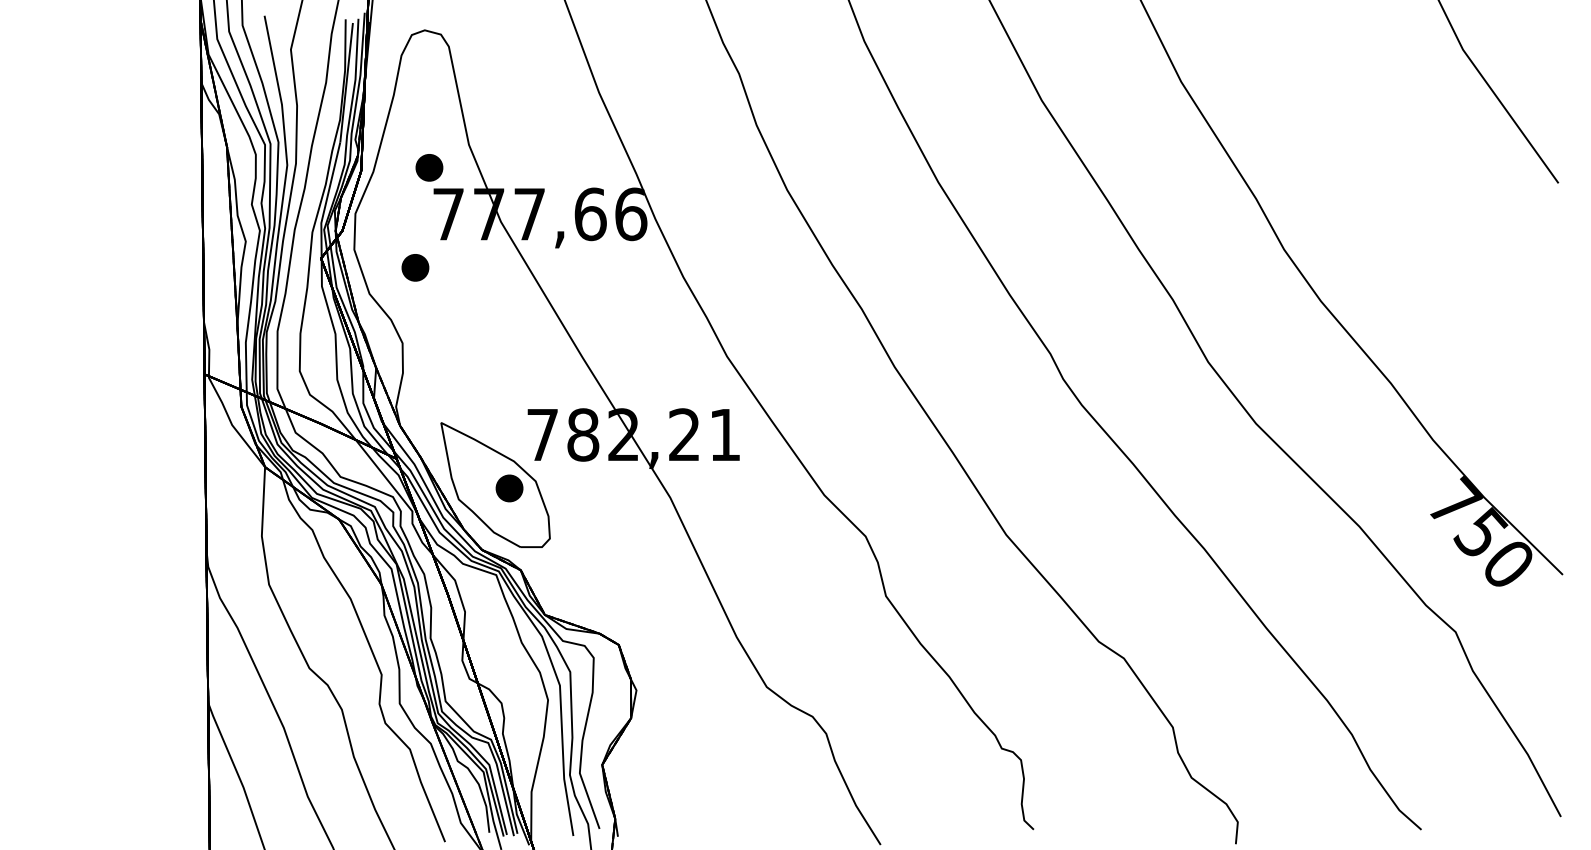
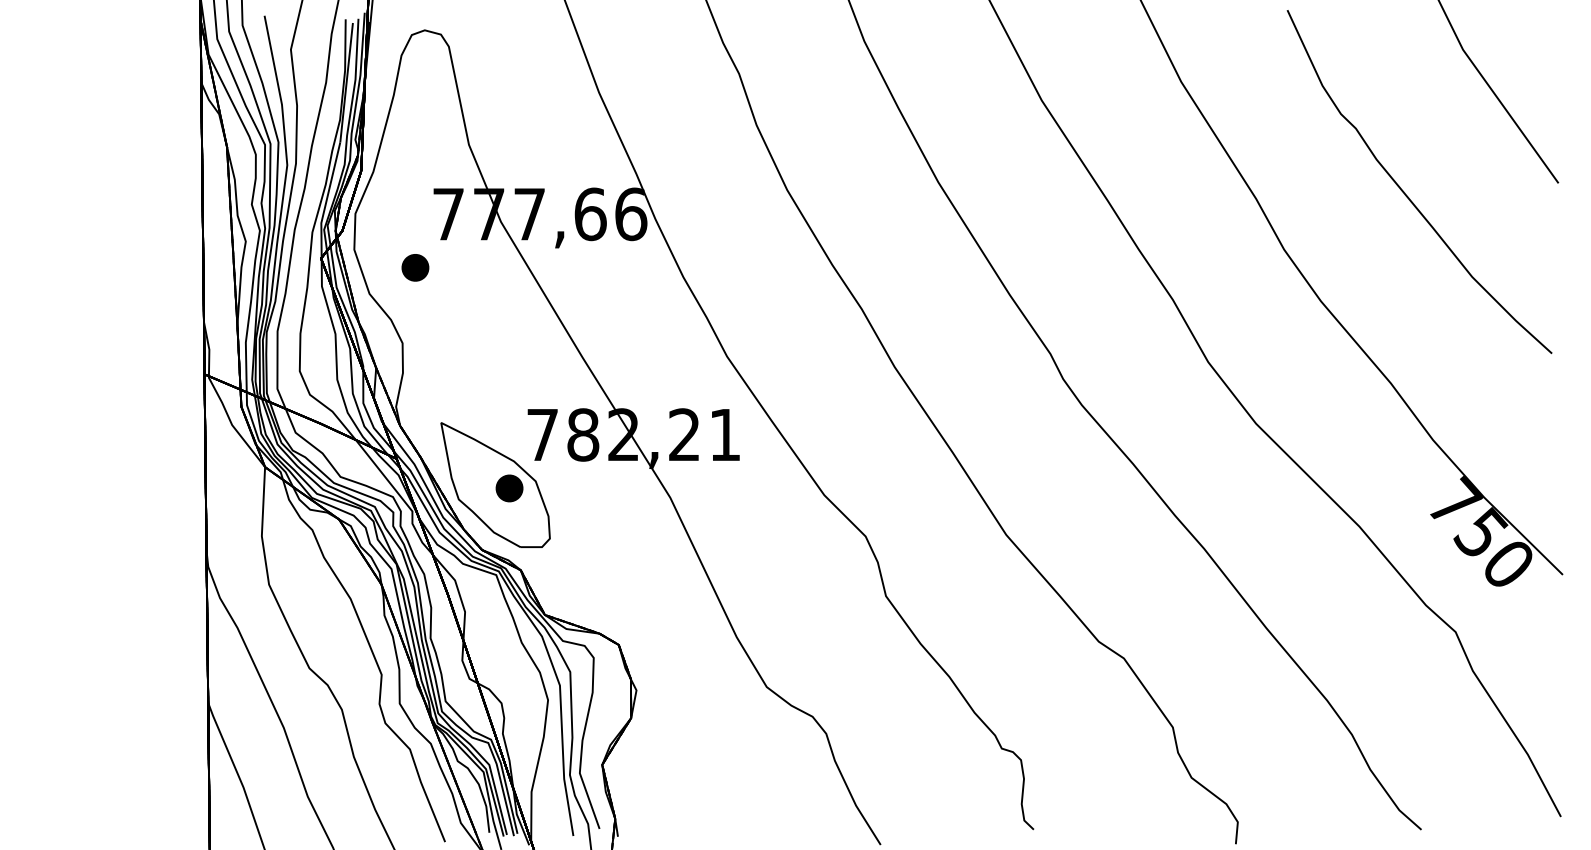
part: present -> none (429, 167)
curve: none -> present (1404, 191)
